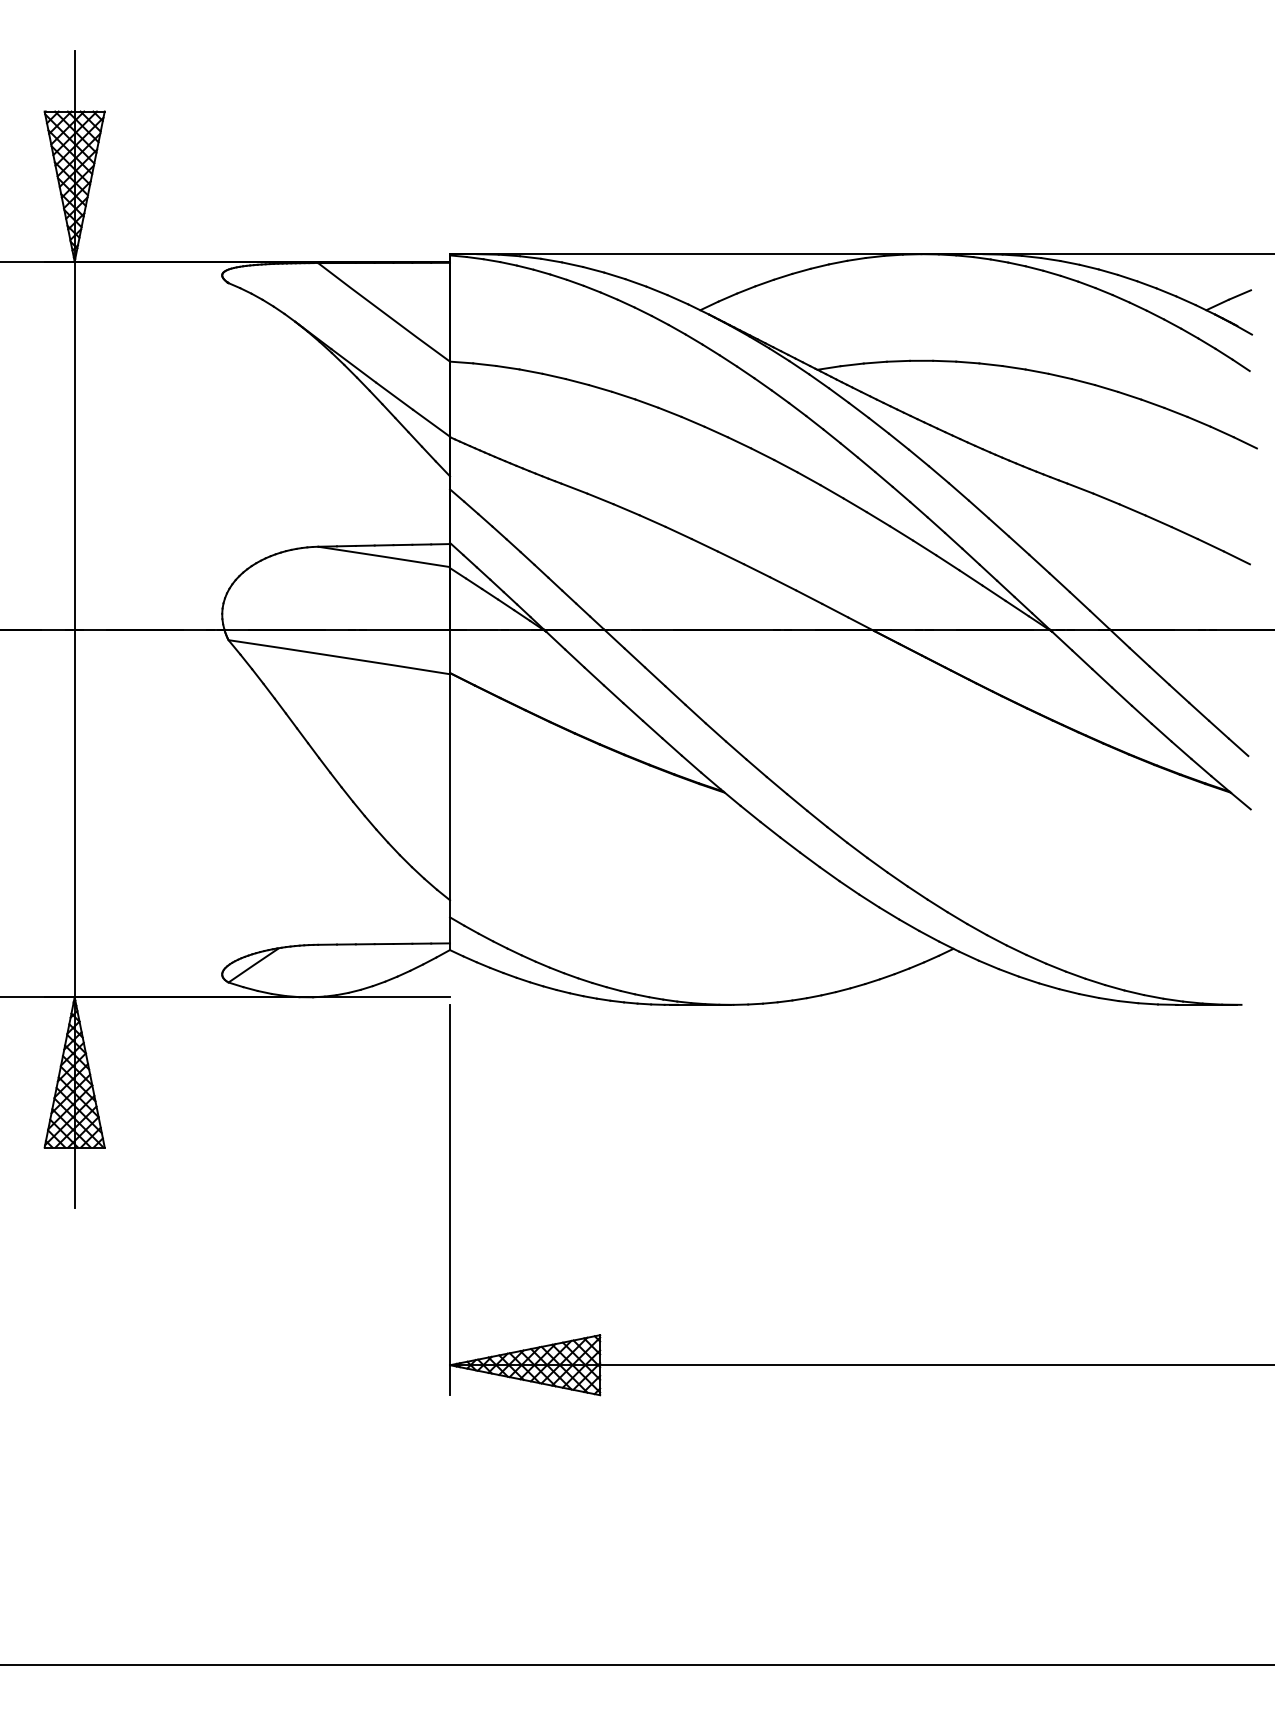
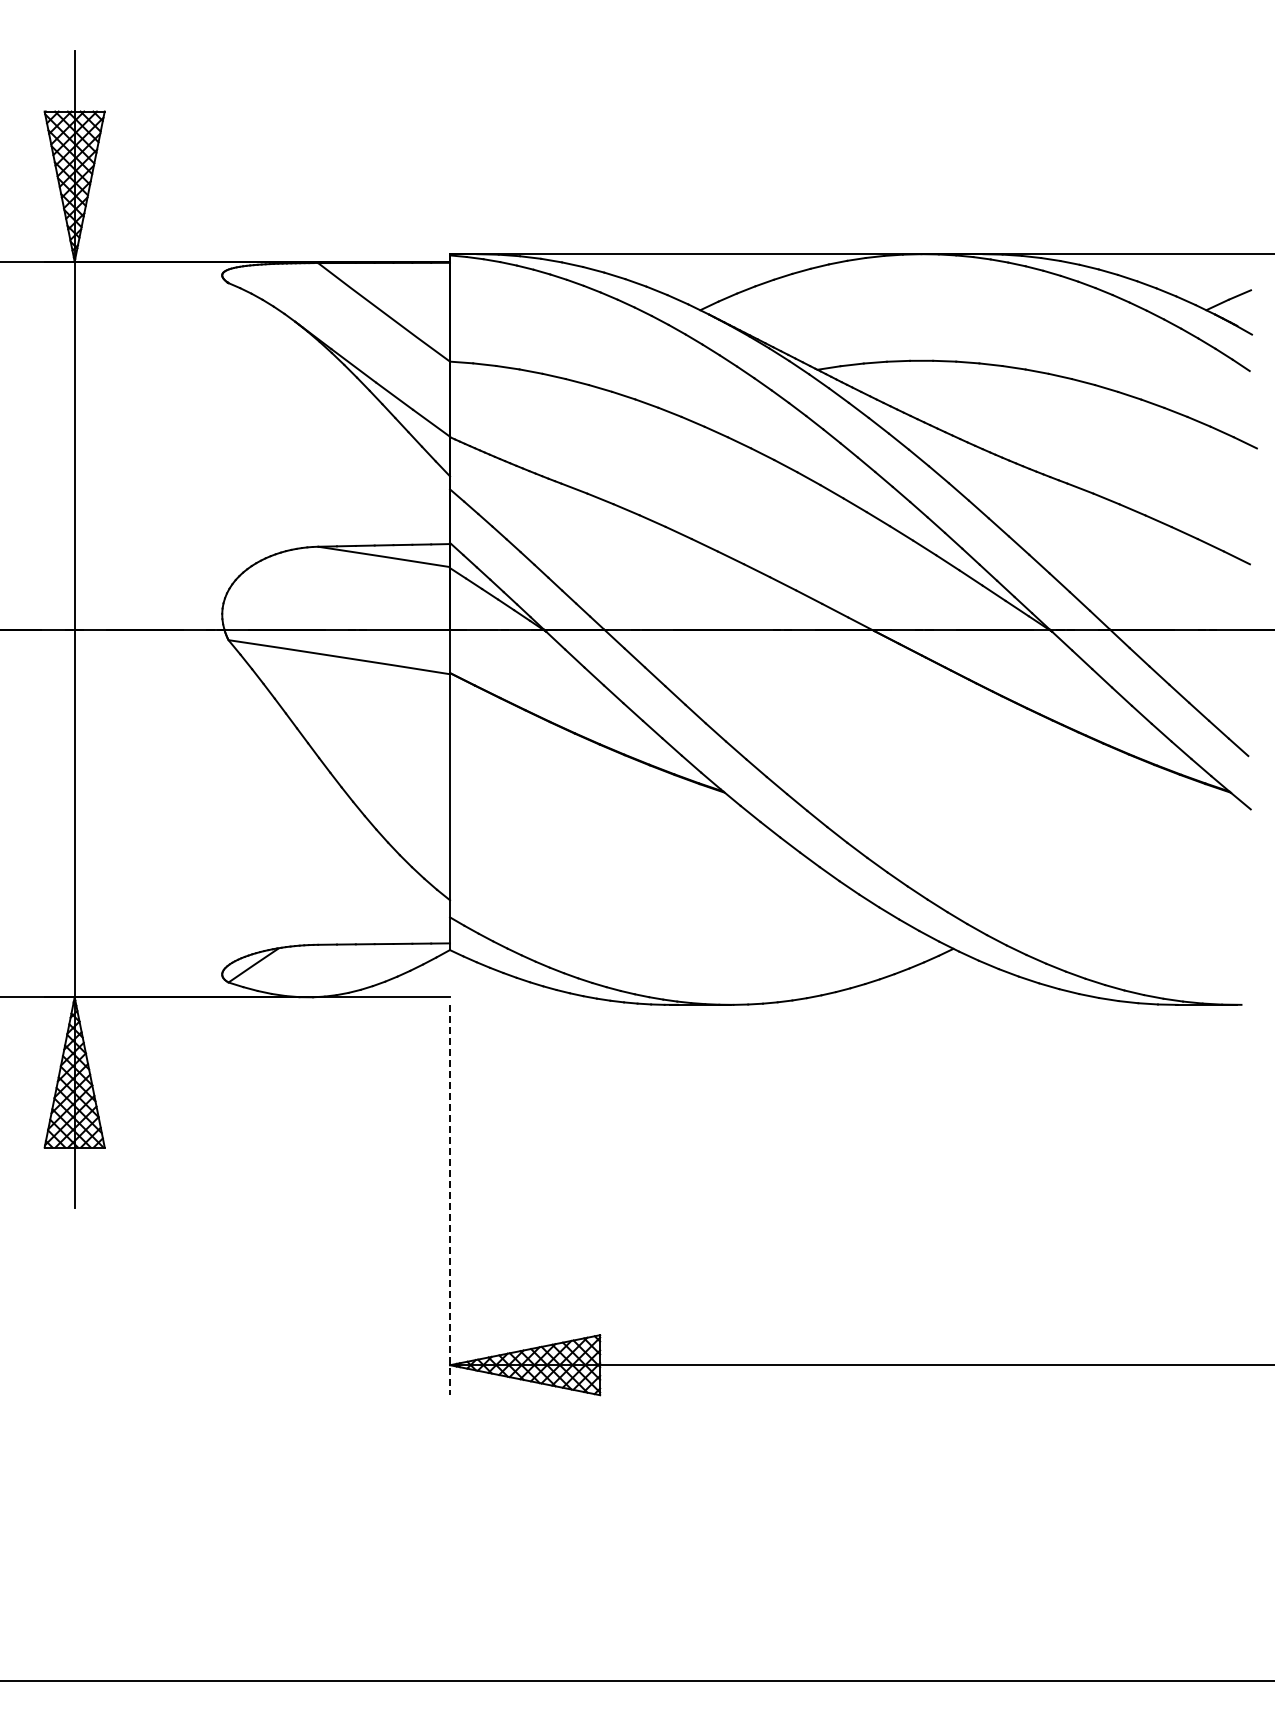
line: solid -> dashed (450, 1200)
line position: (636, 1665) -> (636, 1681) (636, 1681)
